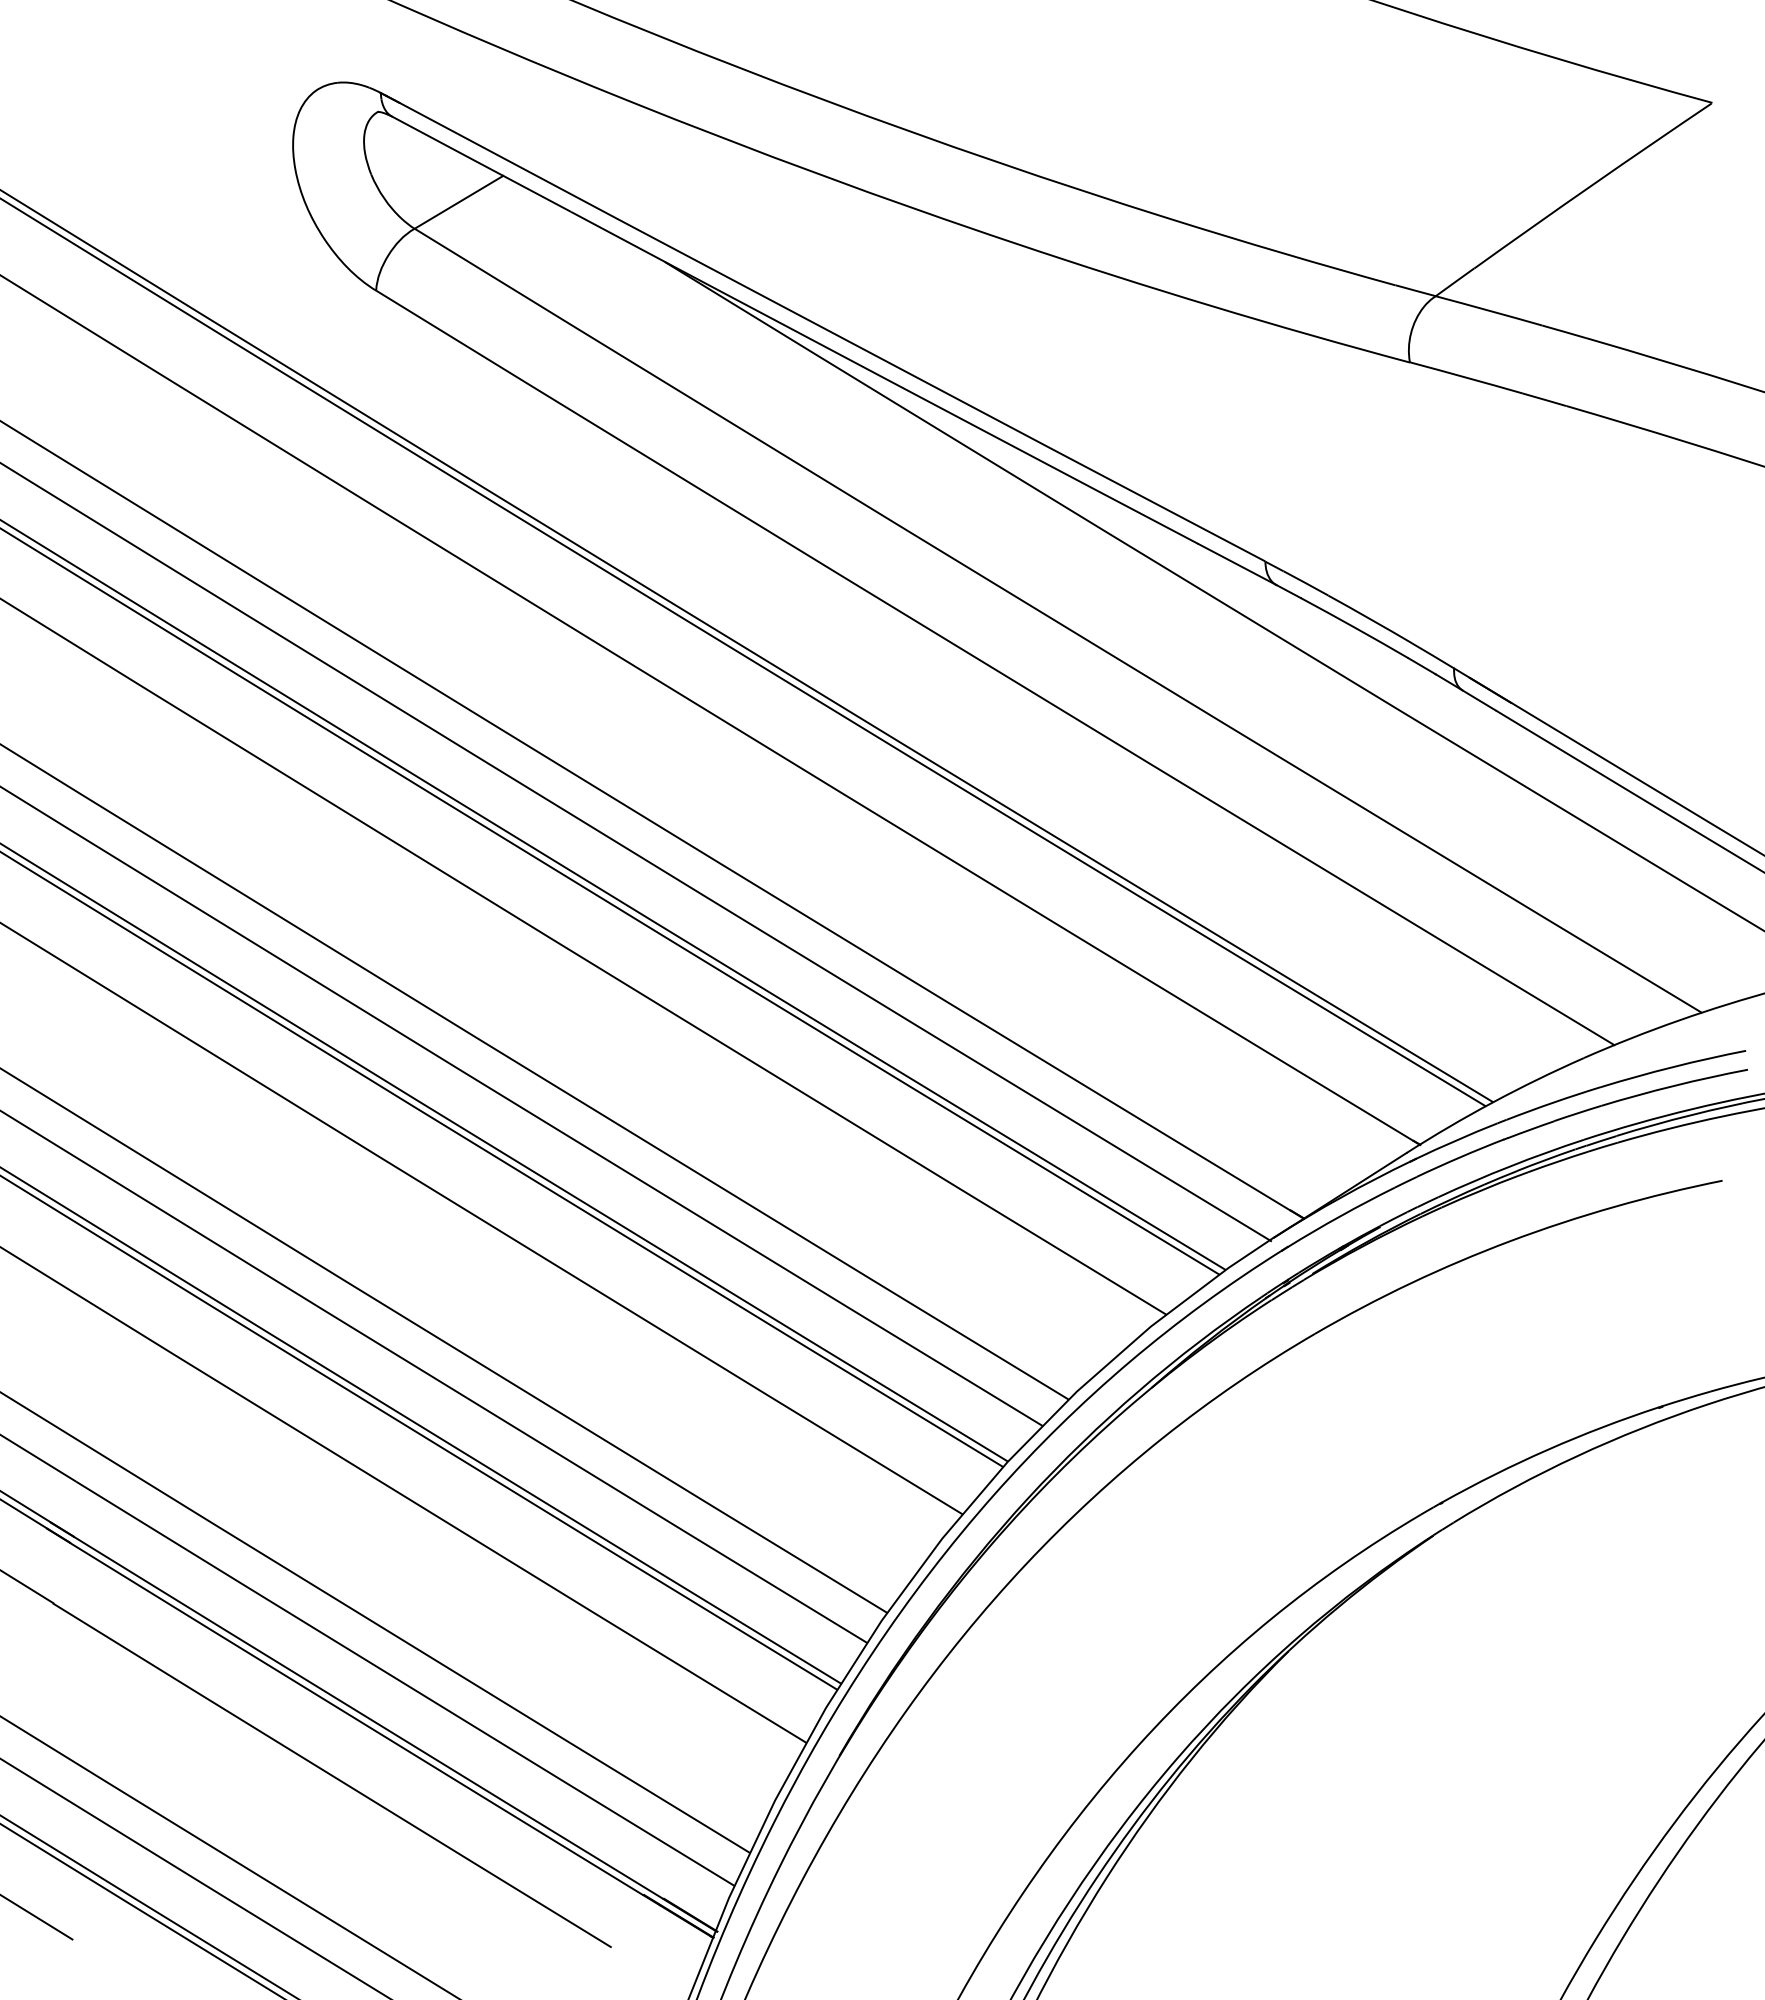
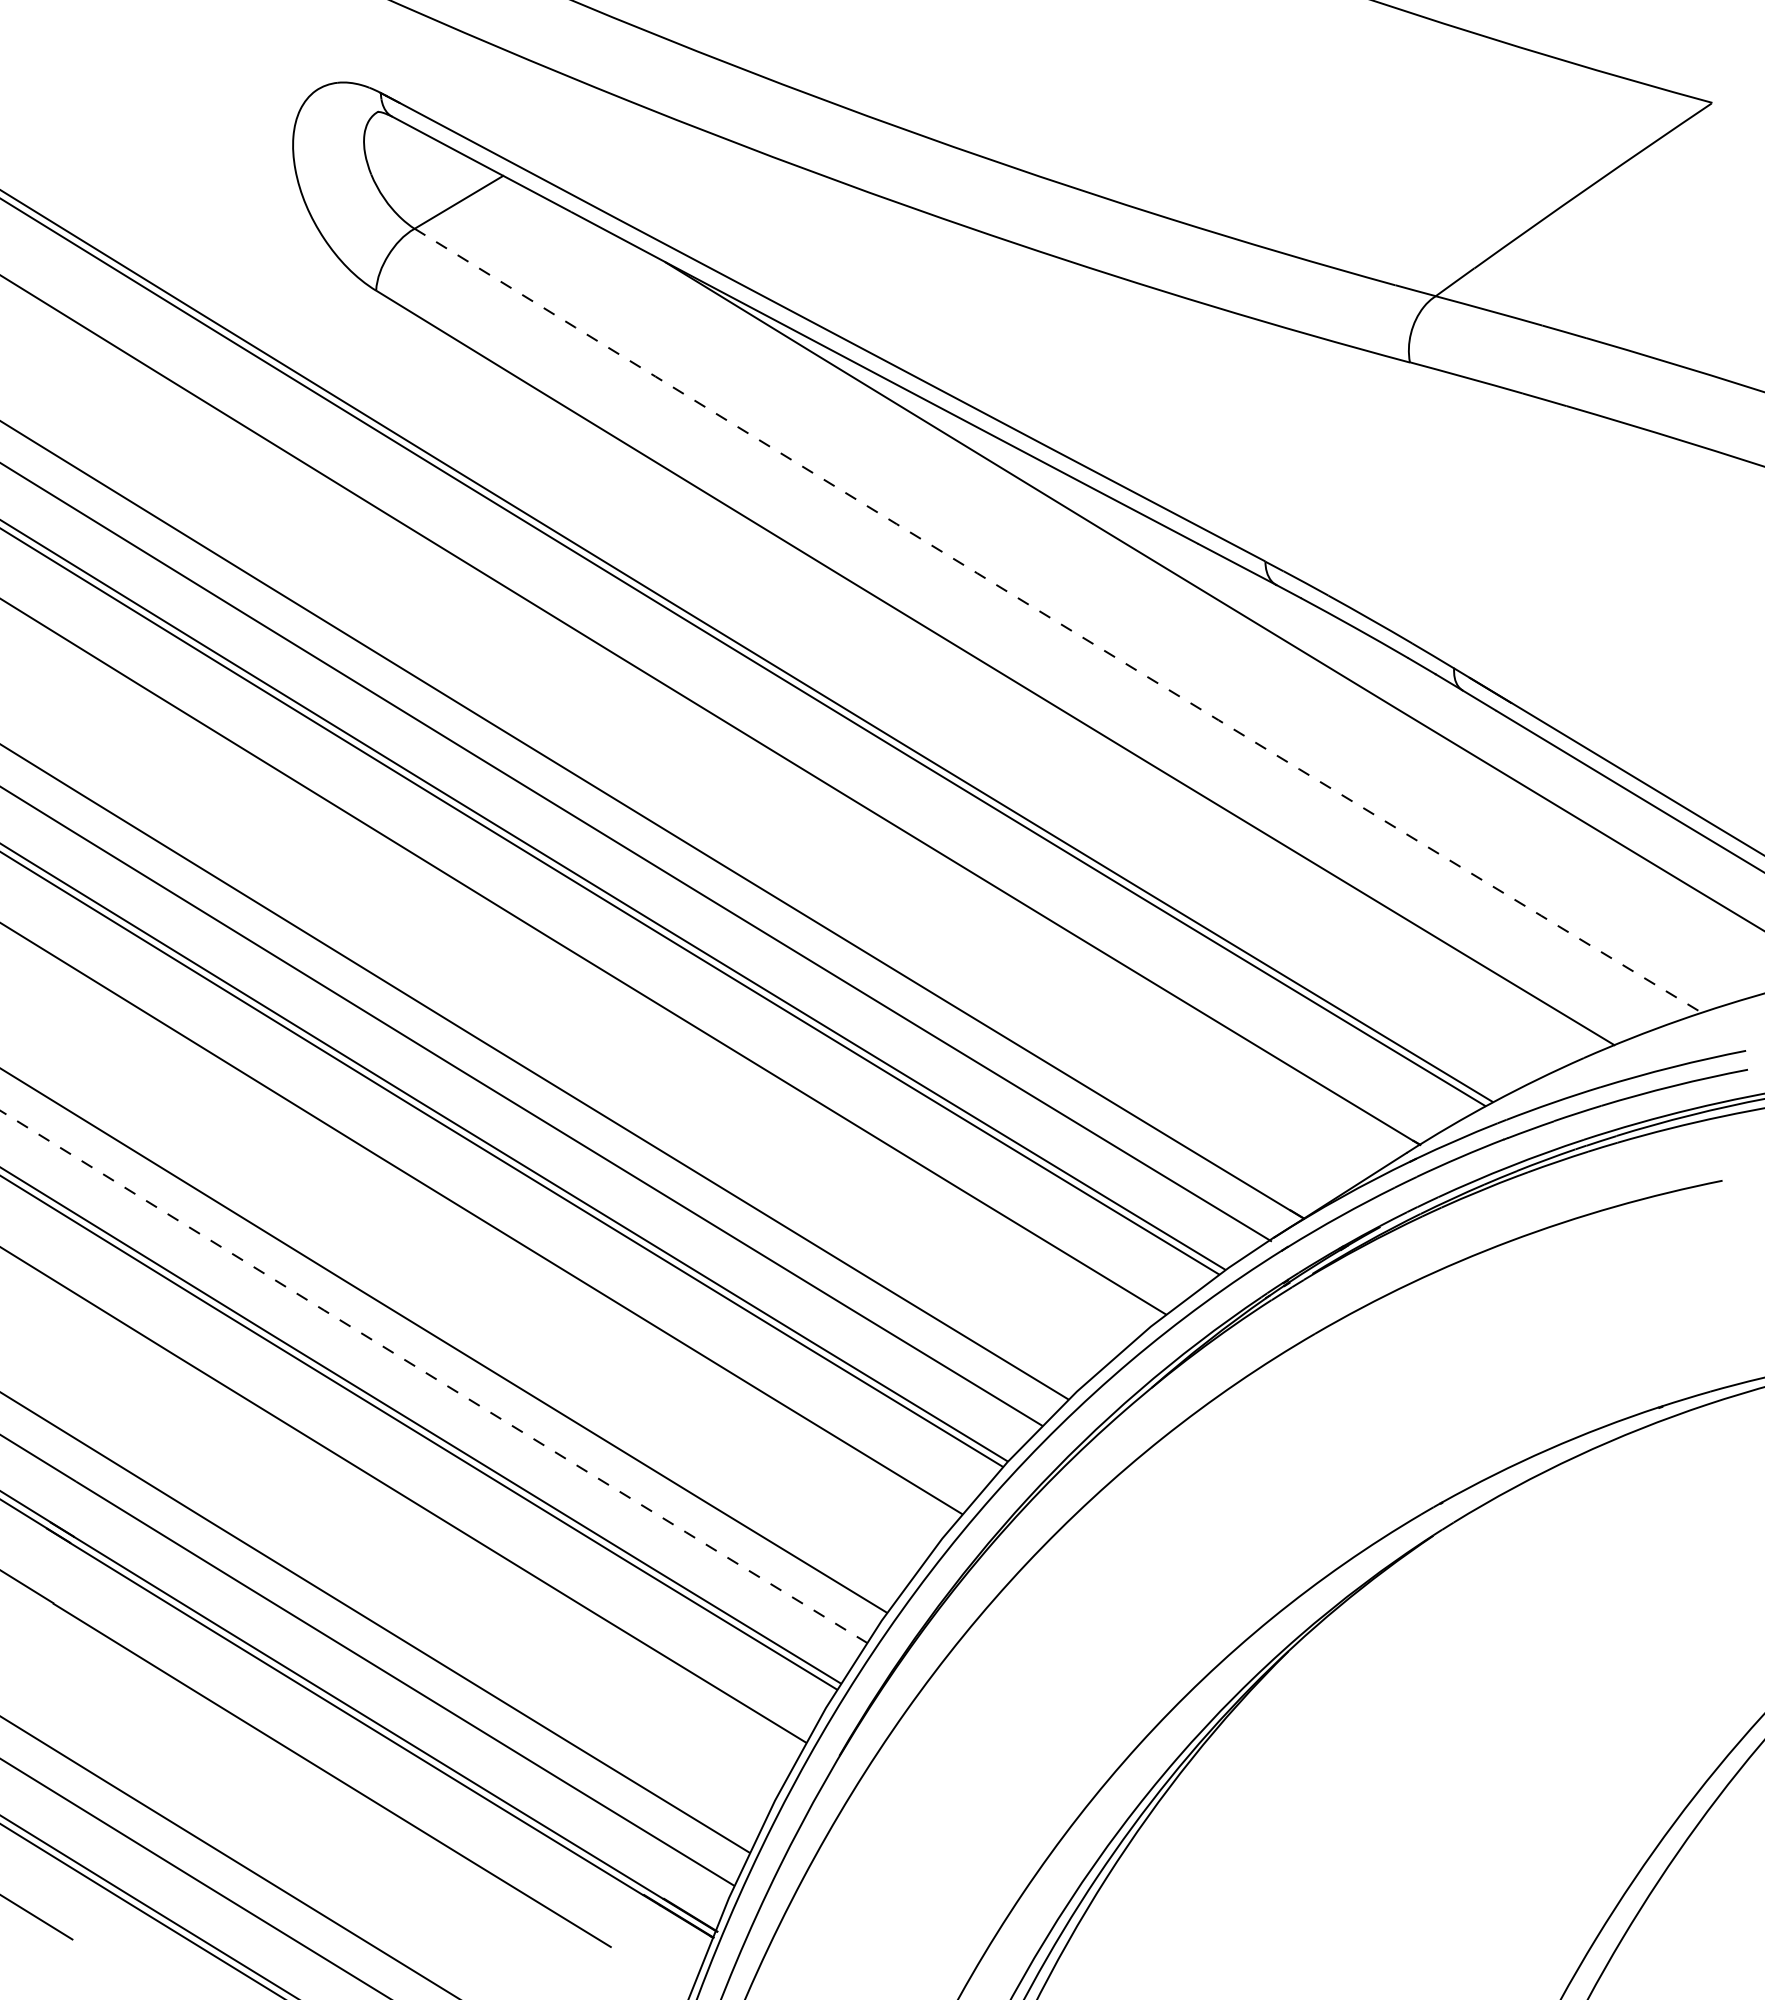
arc: solid -> dashed (1057, 622)
arc: solid -> dashed (433, 1377)
